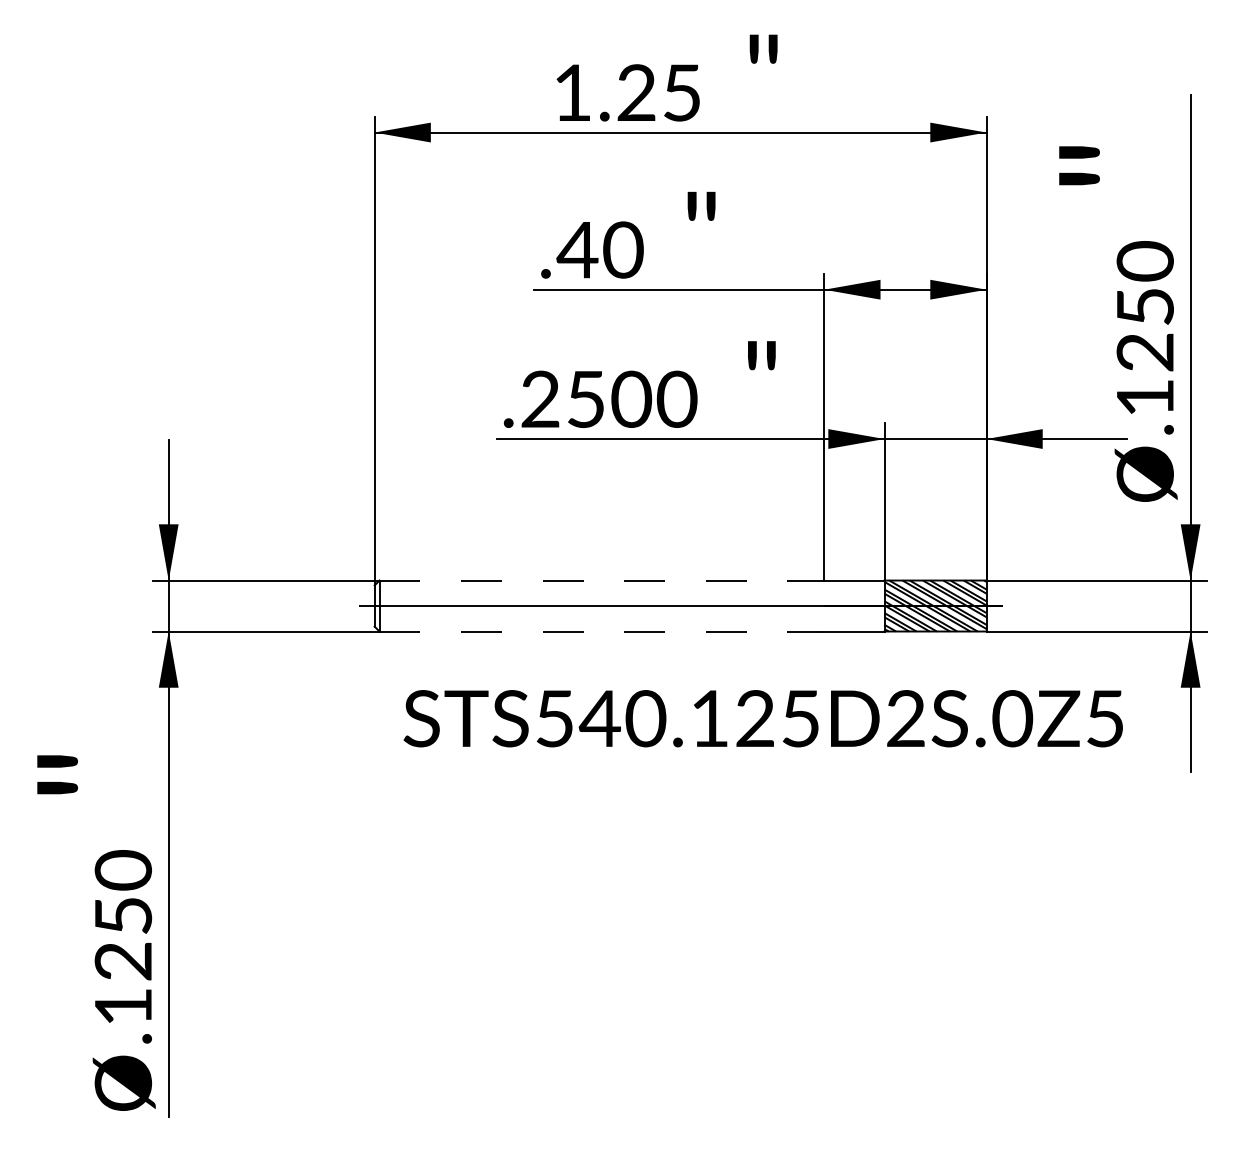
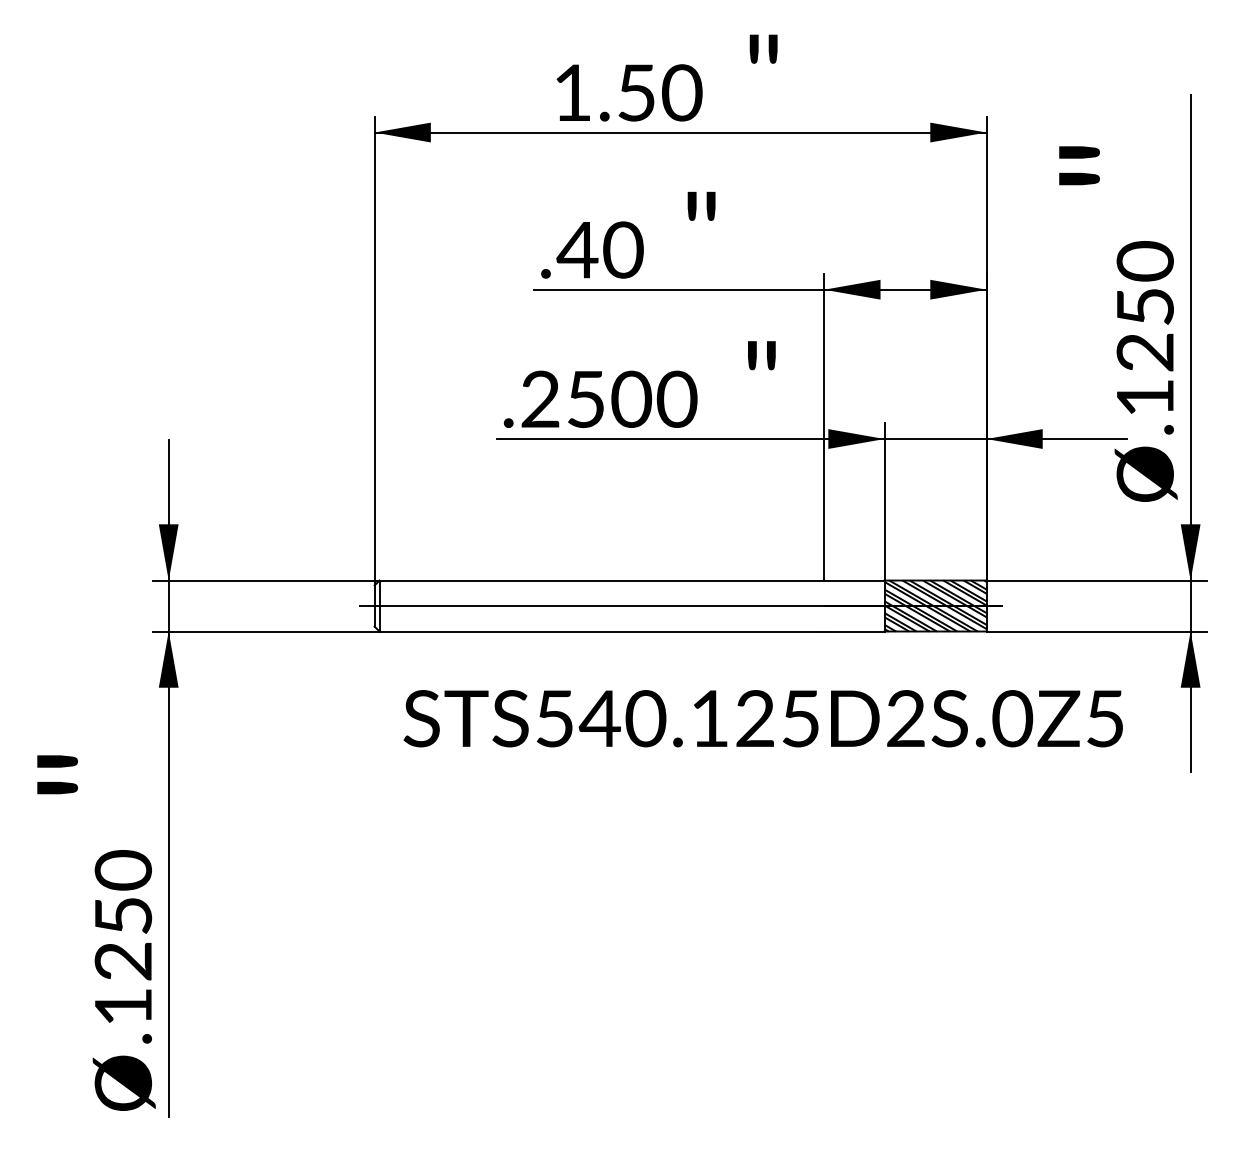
text: 1.25 -> 1.50 (659, 92)
line: dashed -> solid (602, 580)
line: dashed -> solid (602, 631)
